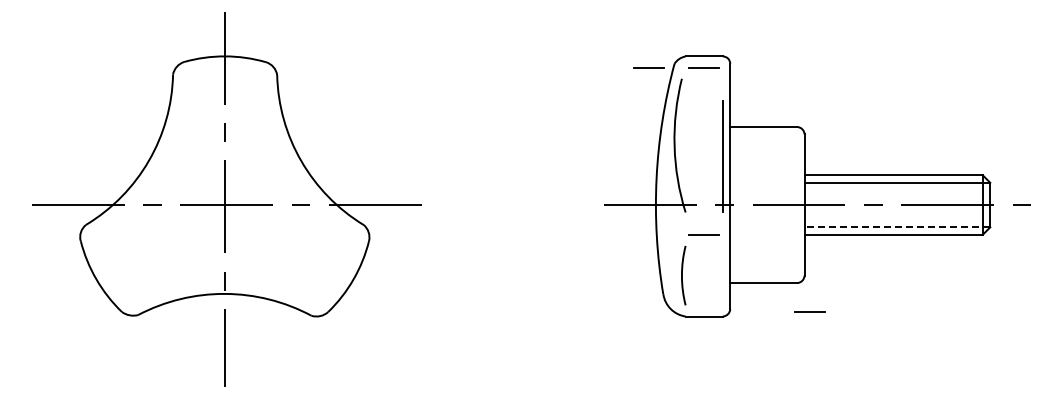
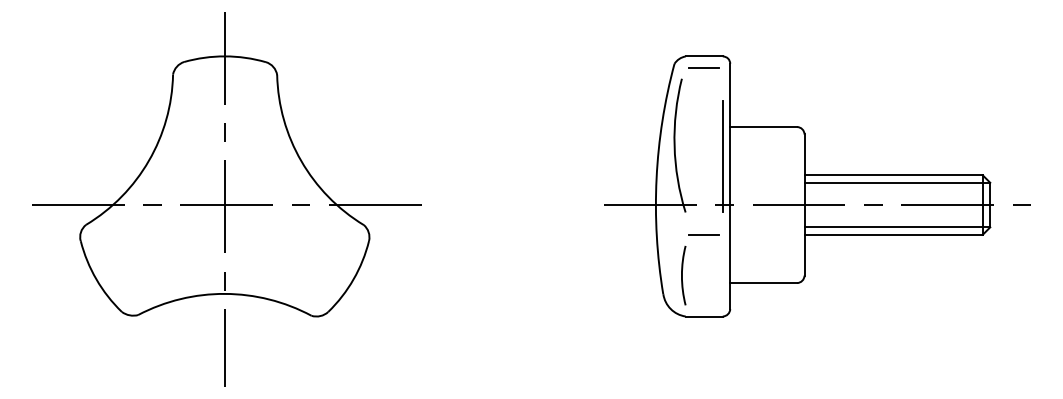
line: present -> none (648, 67)
line: dashed -> solid (897, 227)
line: present -> none (809, 311)
